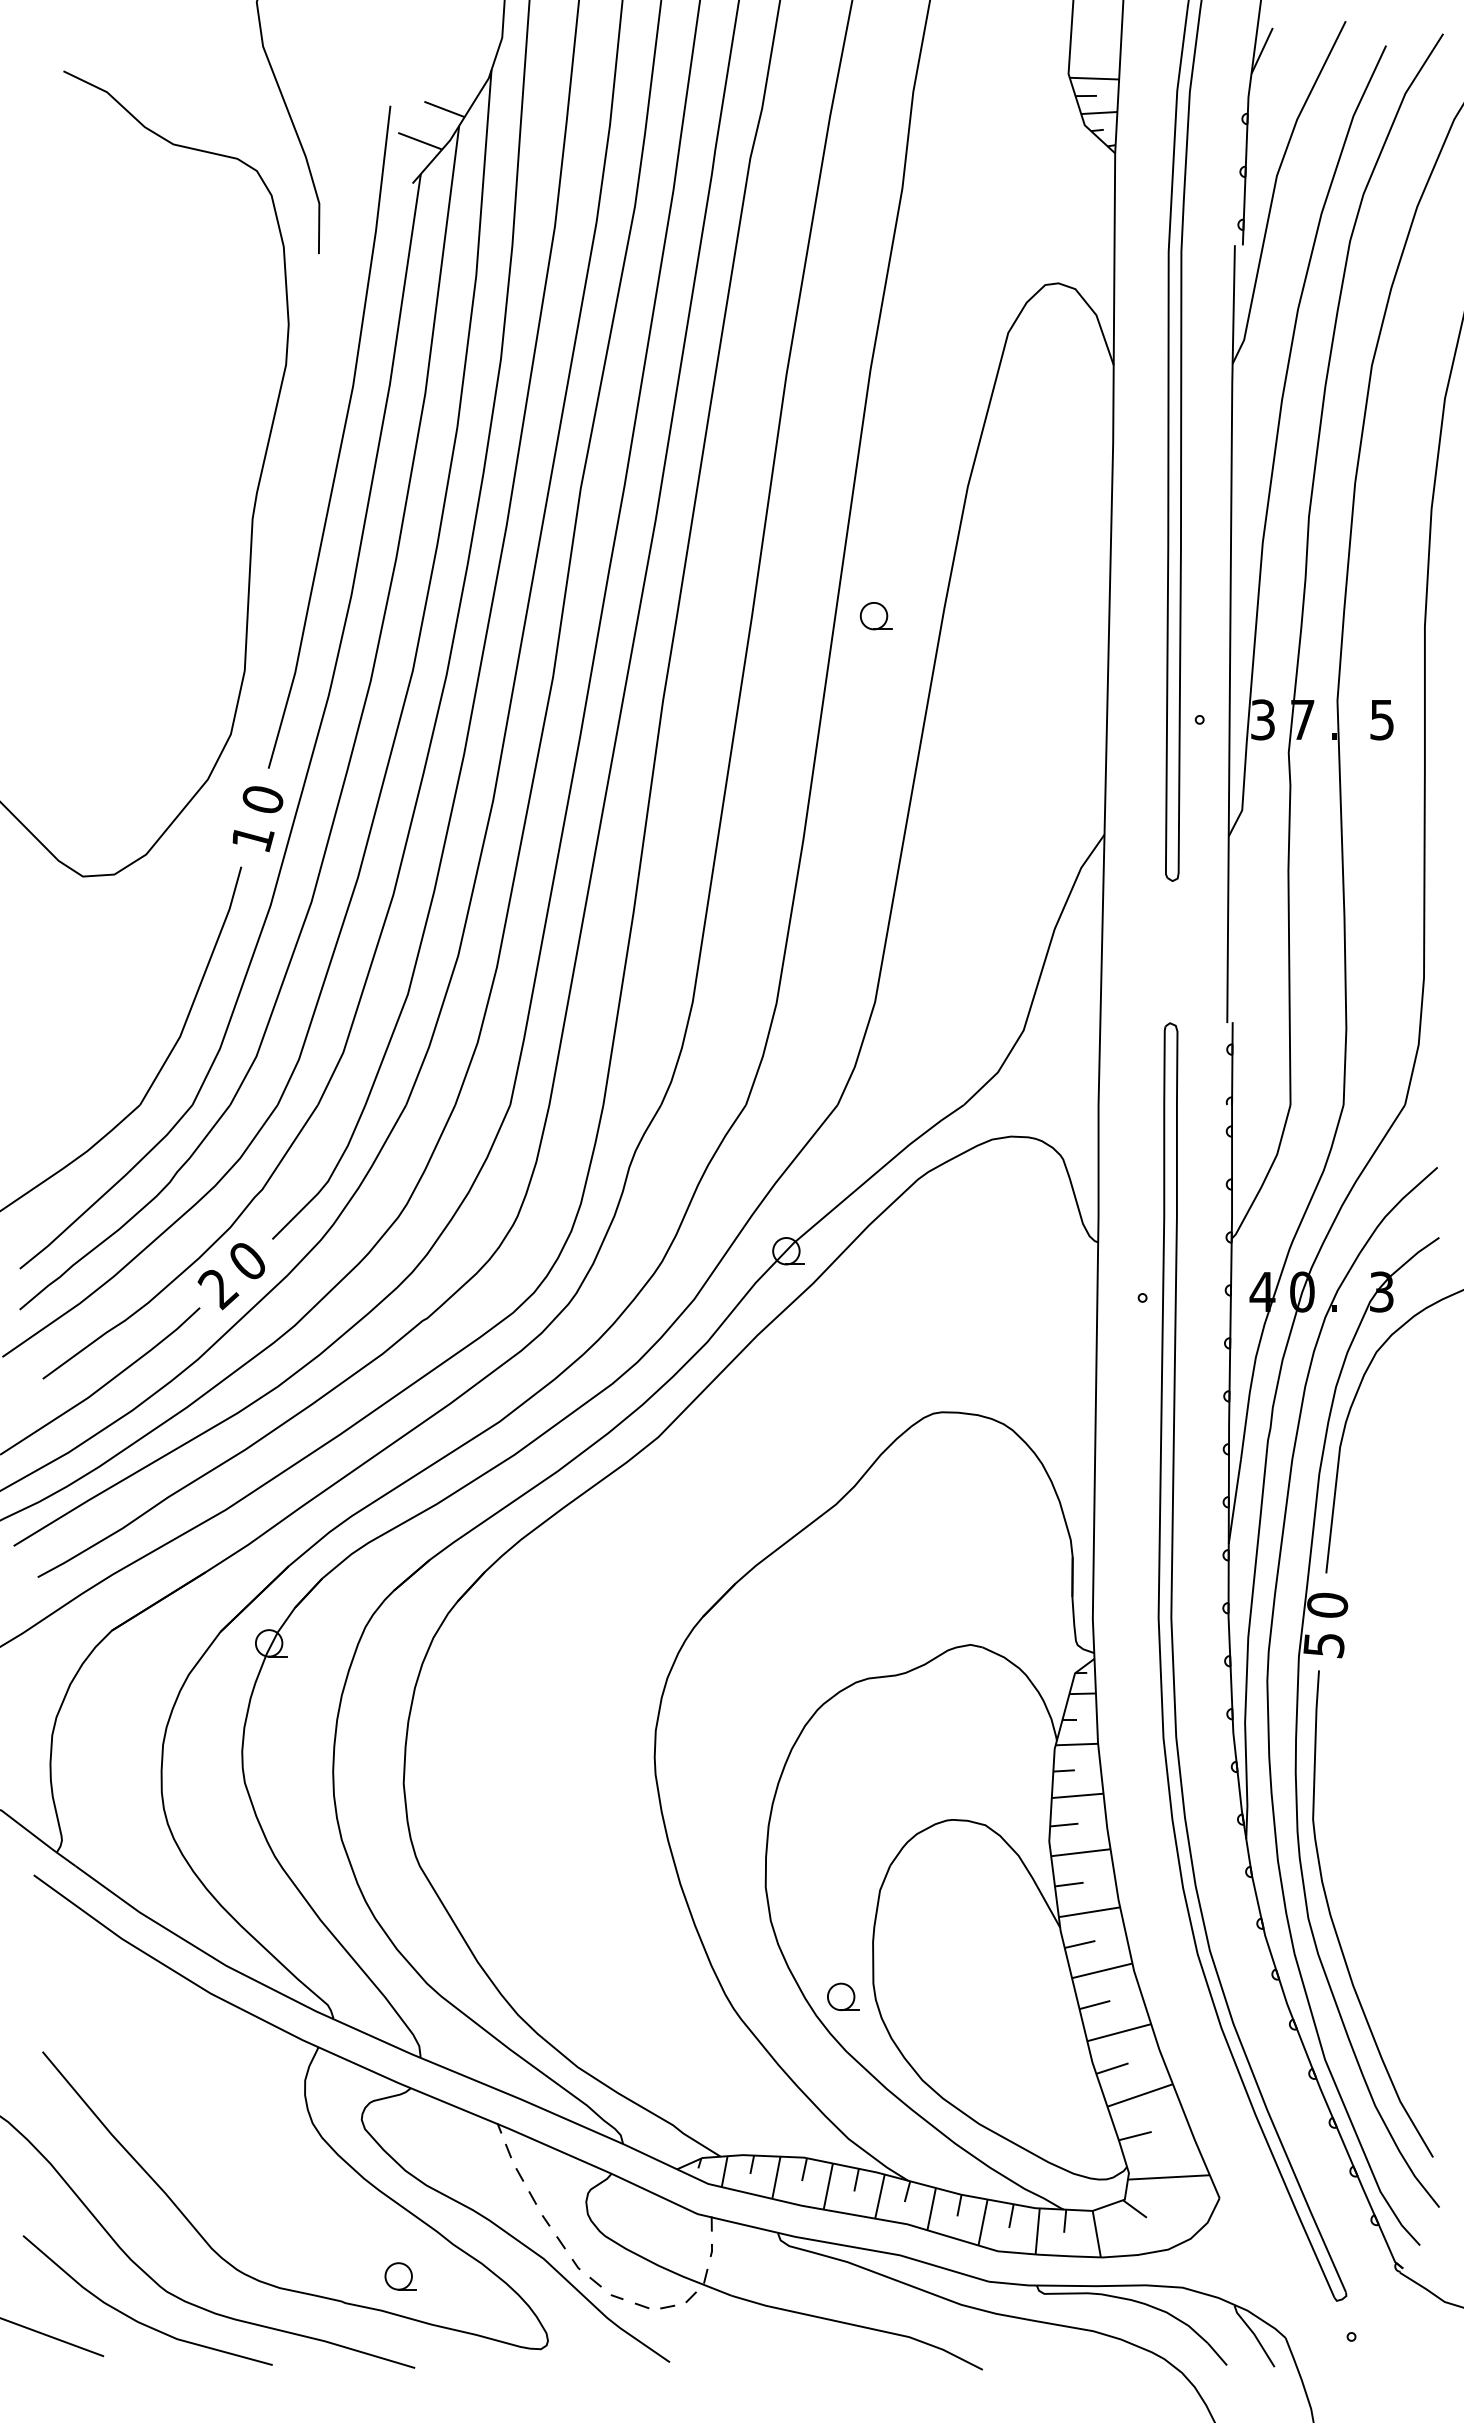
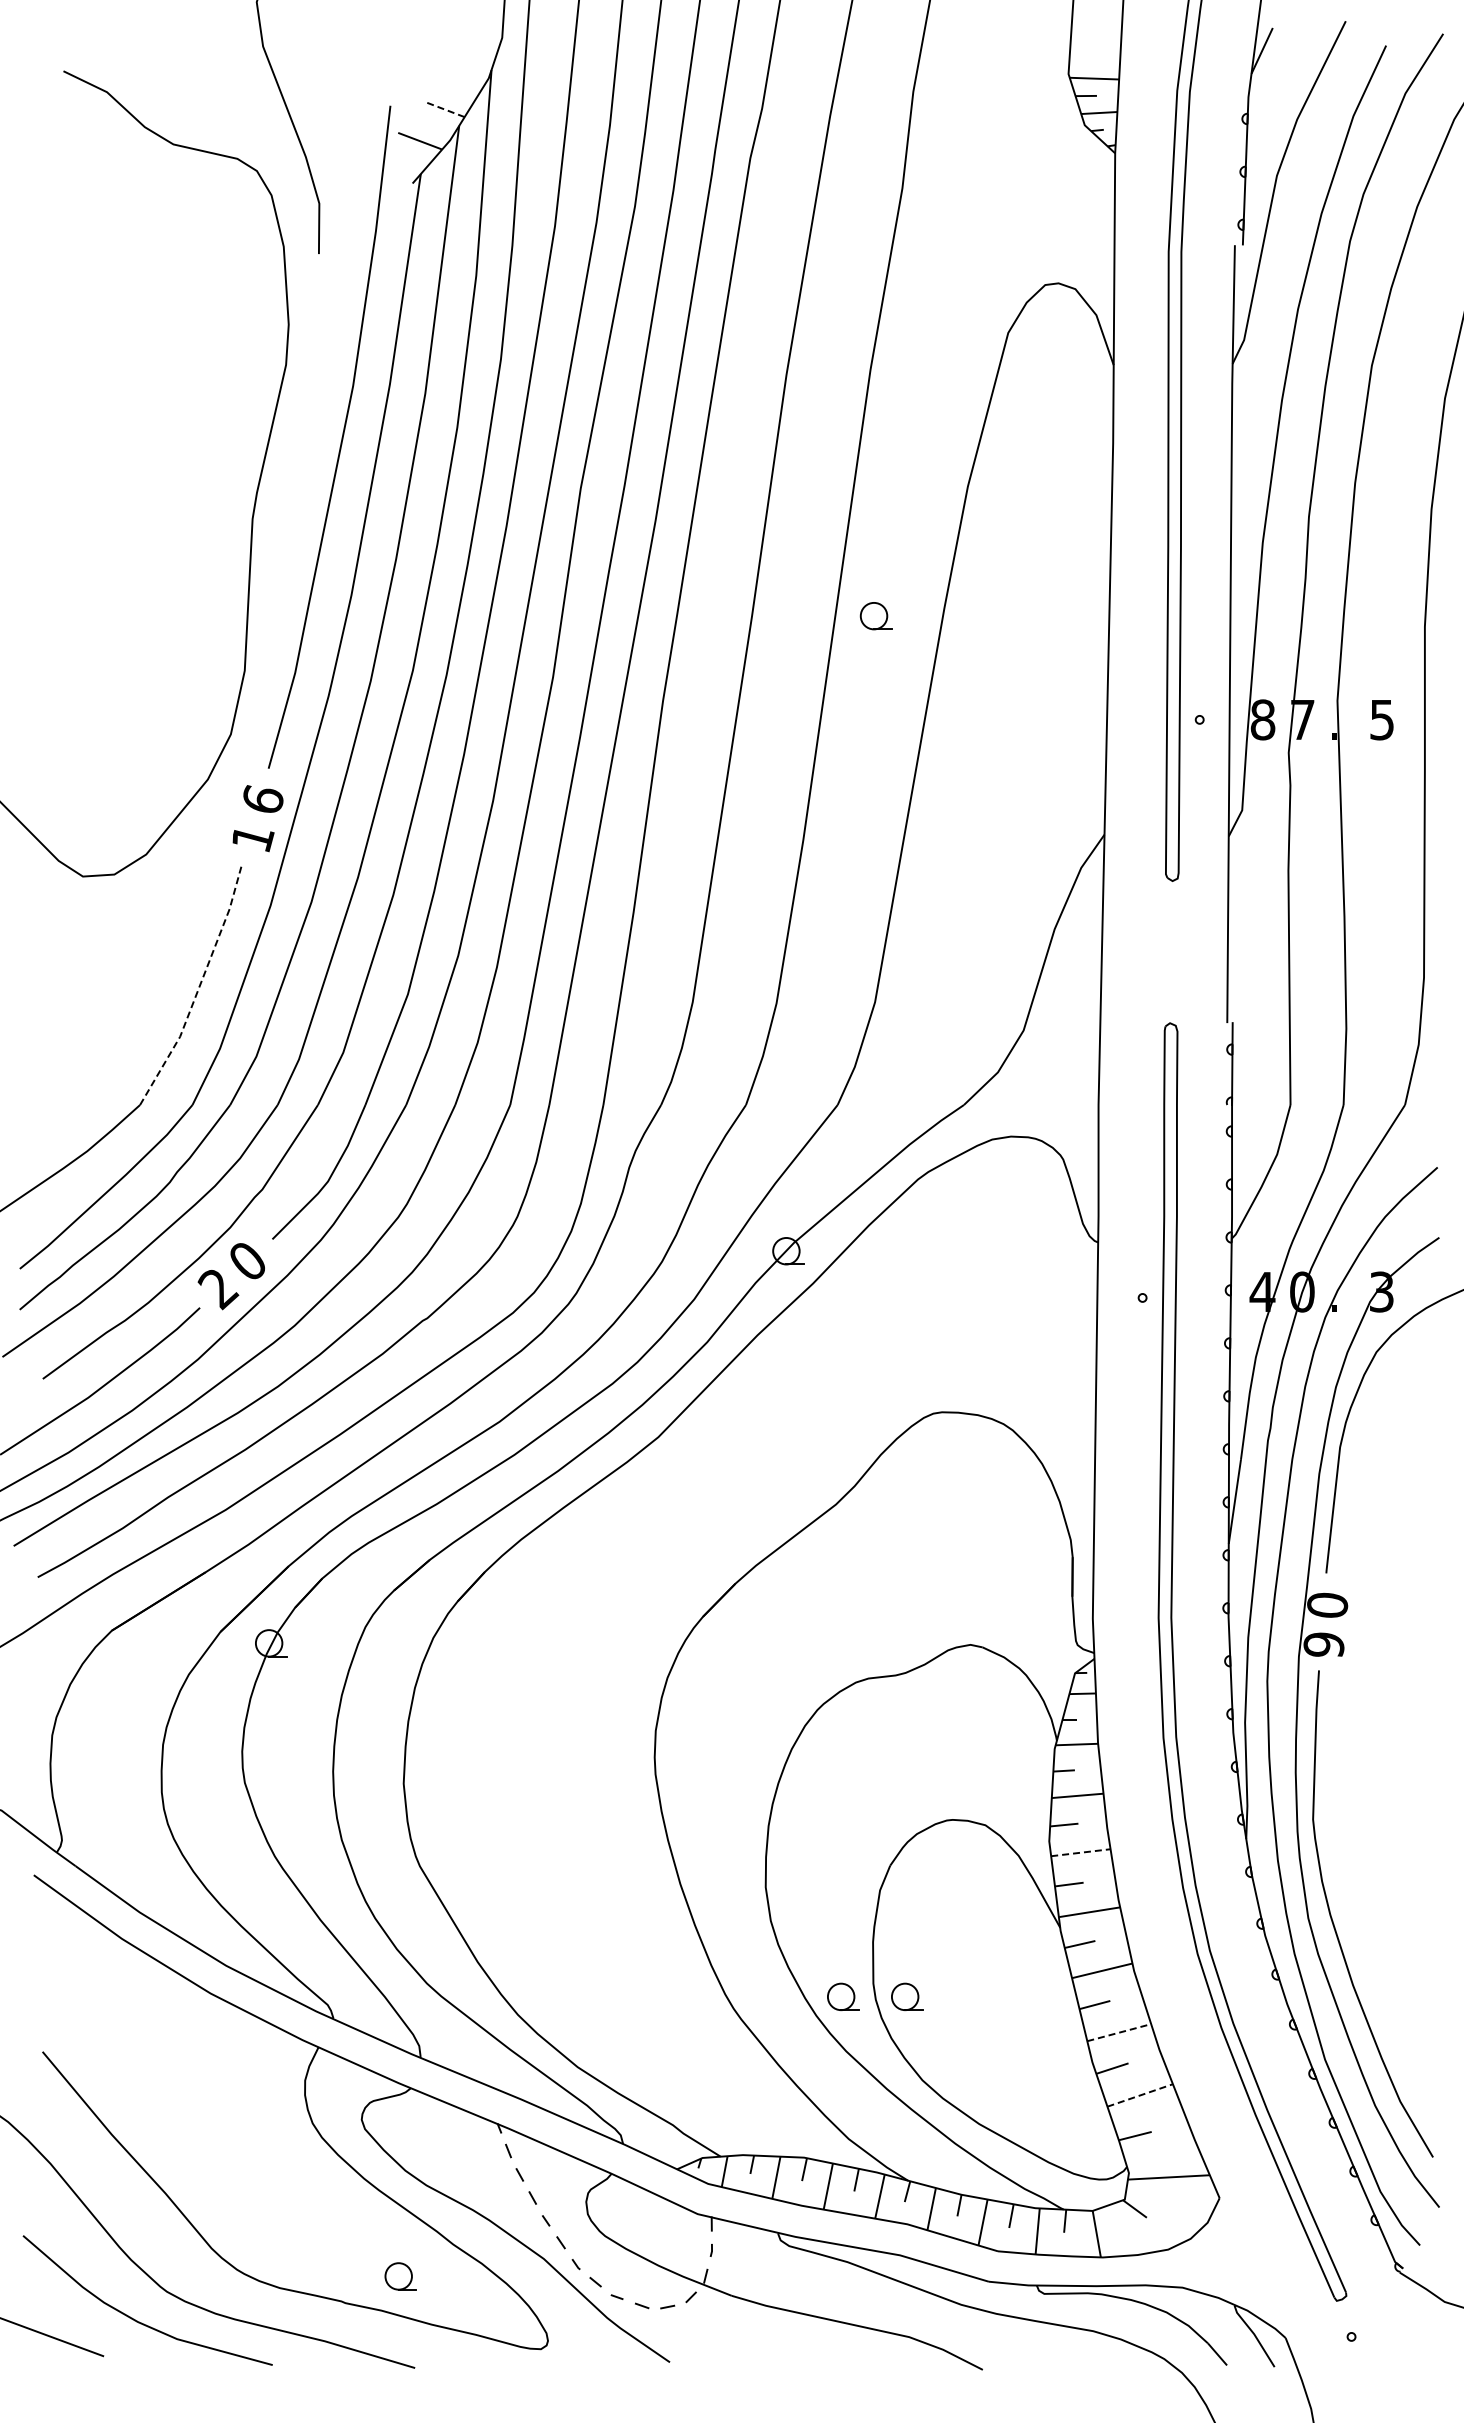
line: solid -> dashed (444, 109)
text: 3 -> 8 (1262, 719)
text: 0 -> 6 (262, 799)
line: solid -> dashed (198, 989)
text: 5 -> 9 (1323, 1645)
line: solid -> dashed (1080, 1852)
part: none -> present (907, 1996)
line: solid -> dashed (1119, 2032)
line: solid -> dashed (1140, 2095)
